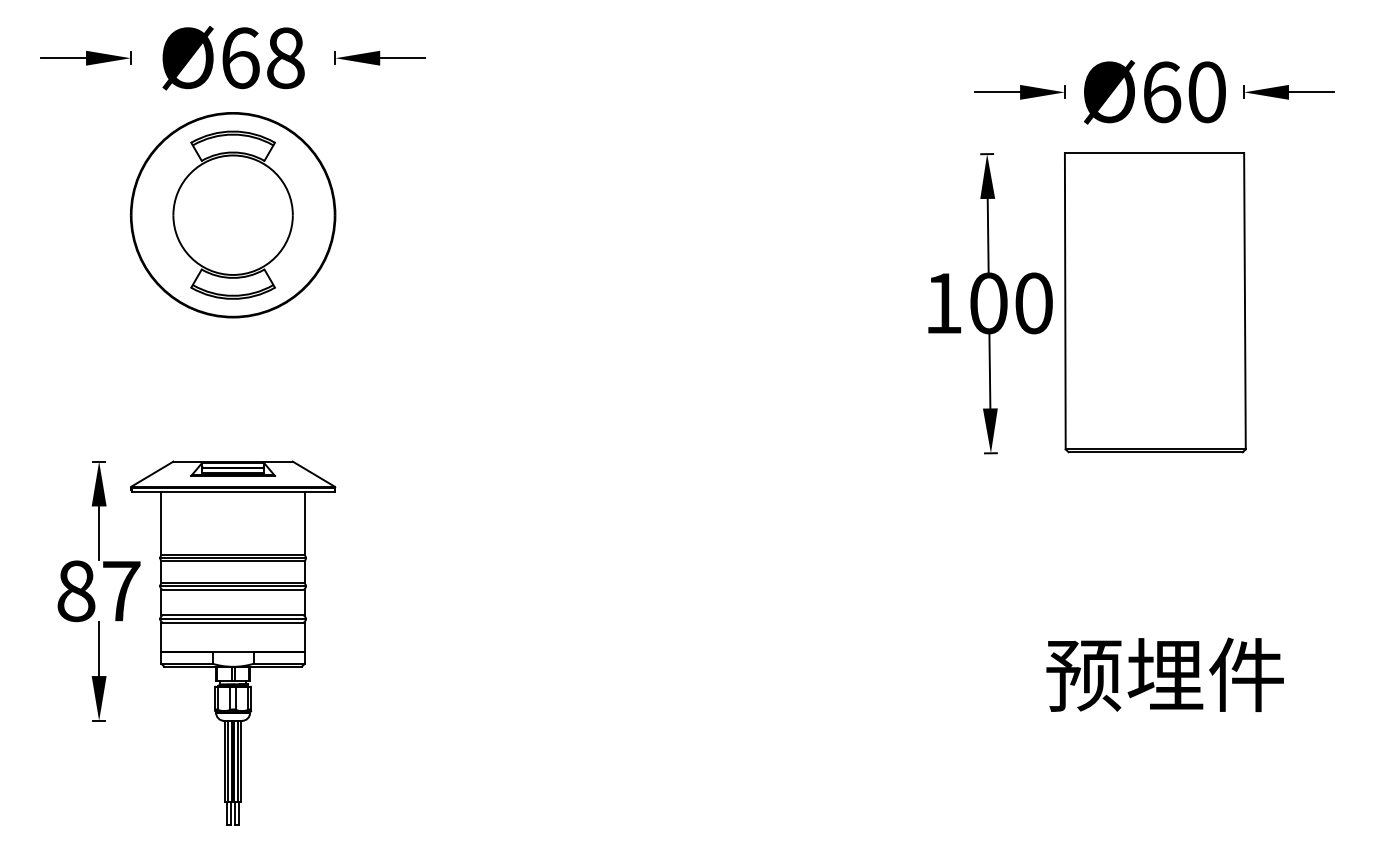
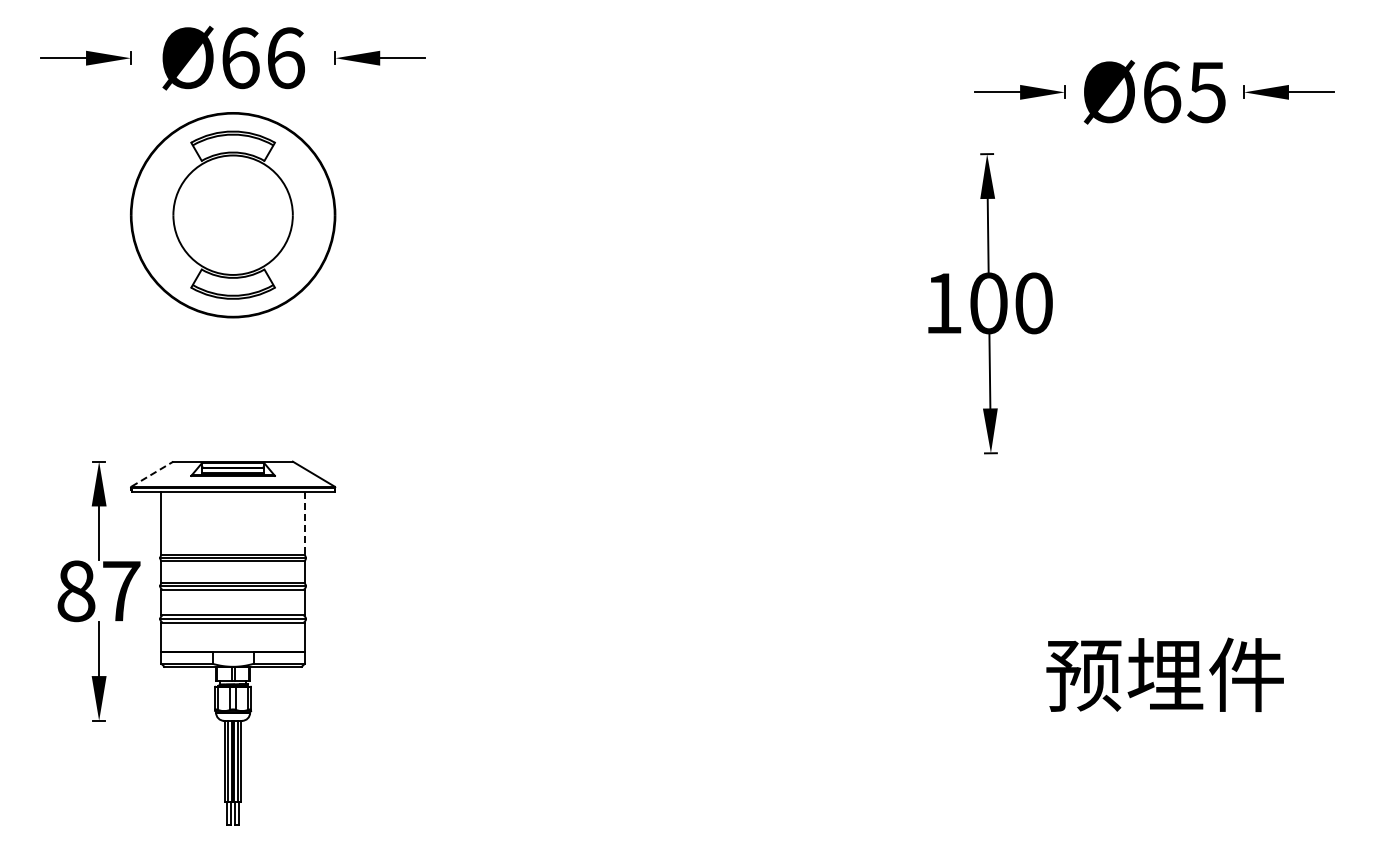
text: Ø68 -> Ø66 (285, 58)
text: Ø60 -> Ø65 (1206, 92)
part: present -> none (1155, 302)
line: solid -> dashed (152, 473)
line: solid -> dashed (304, 523)
